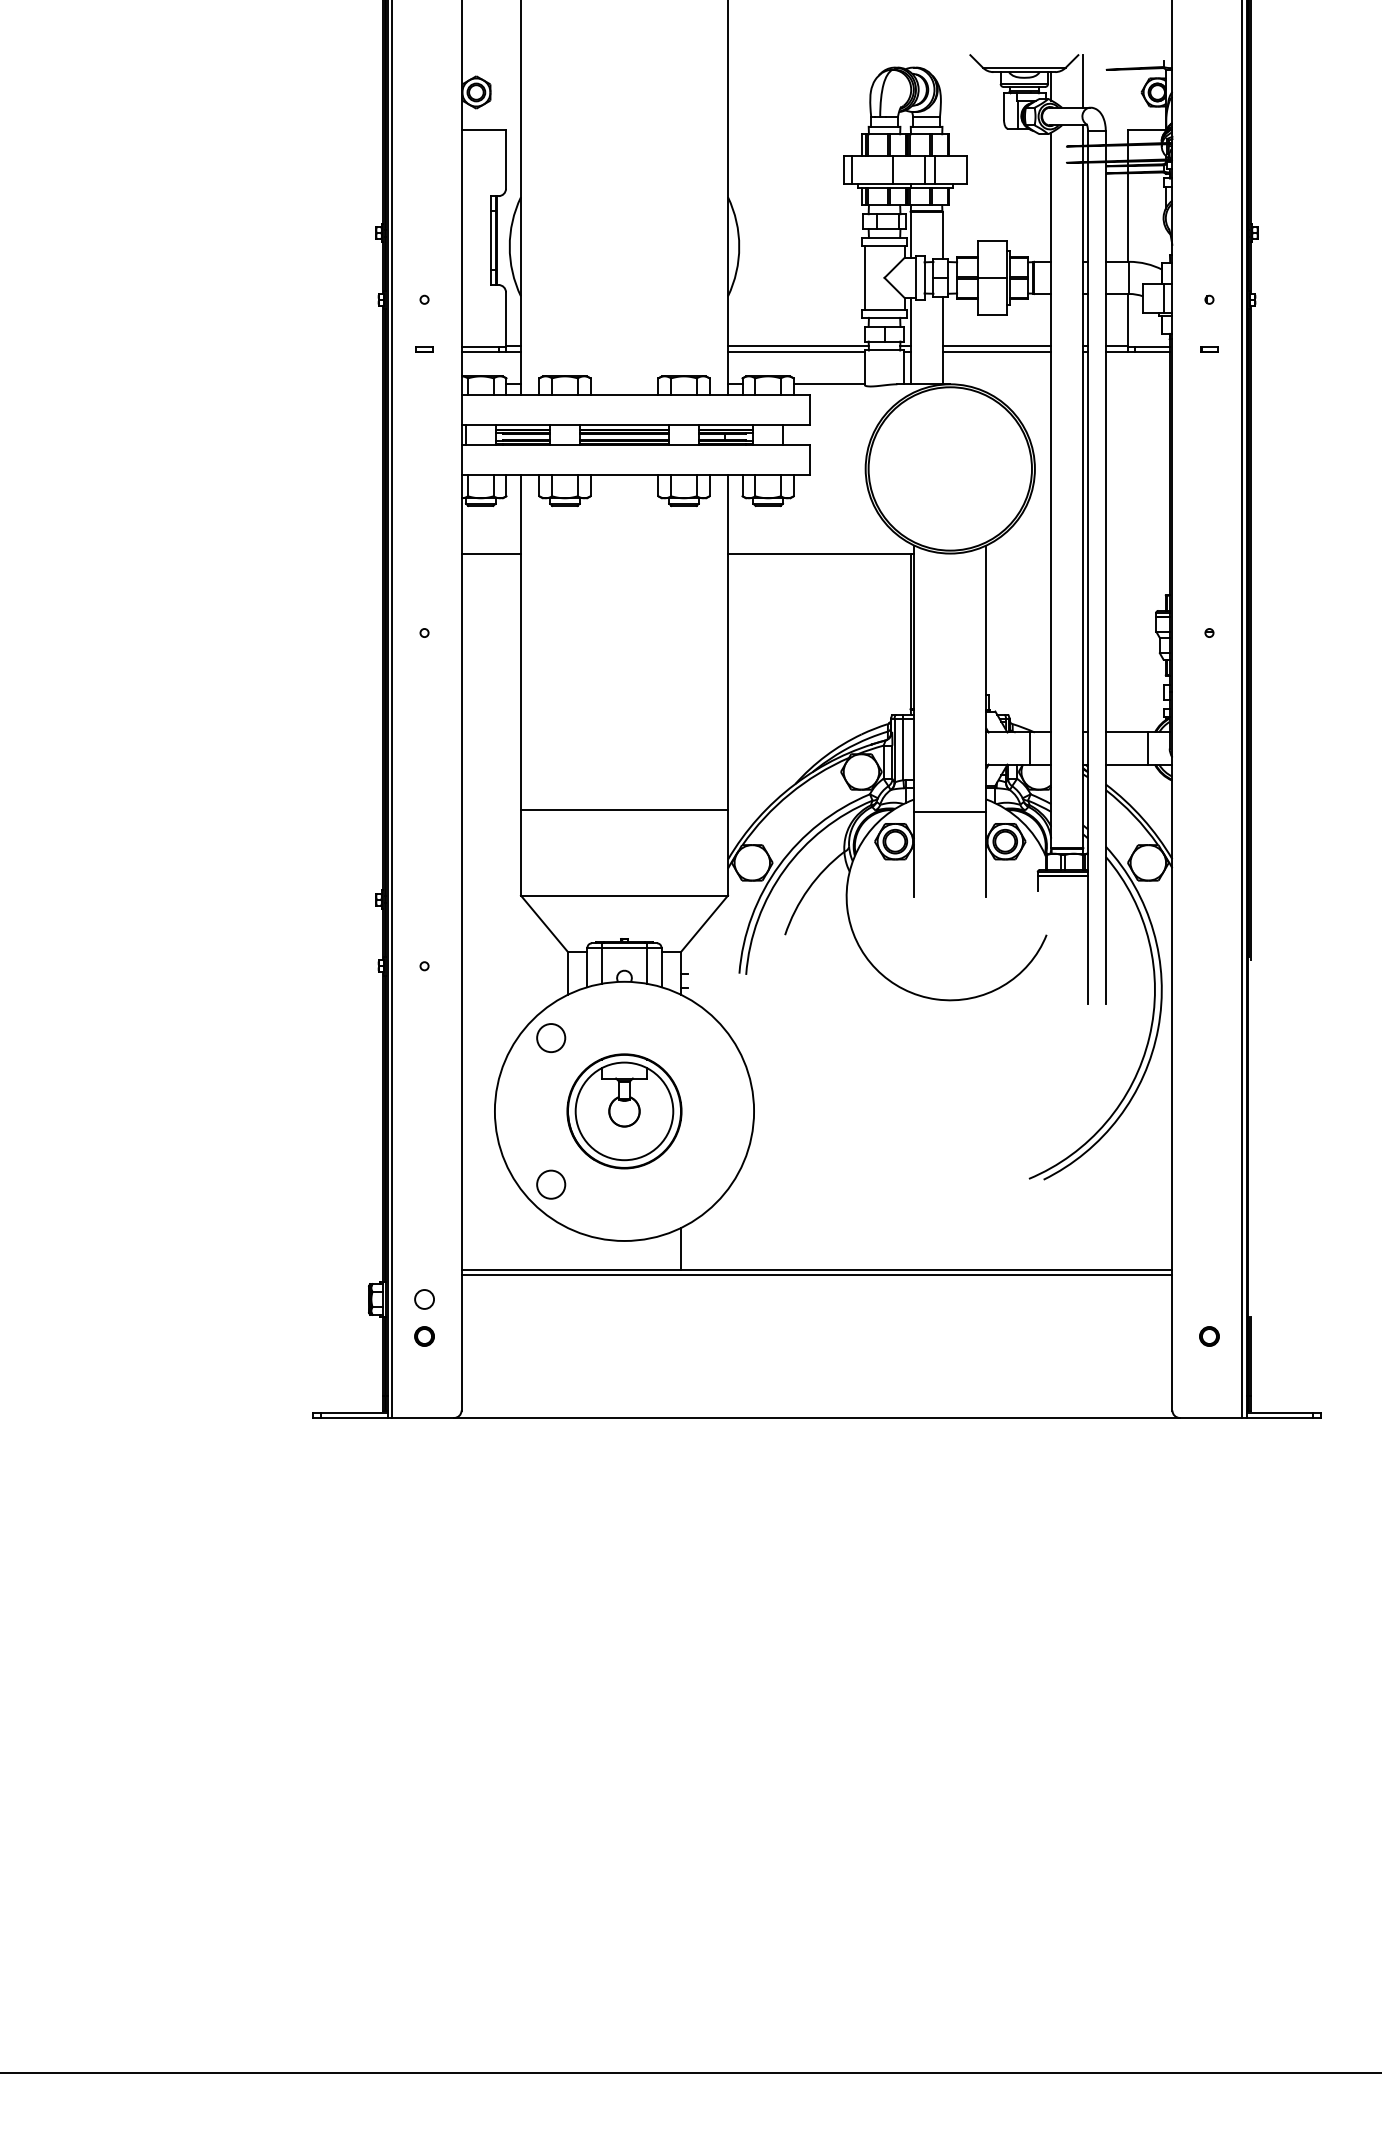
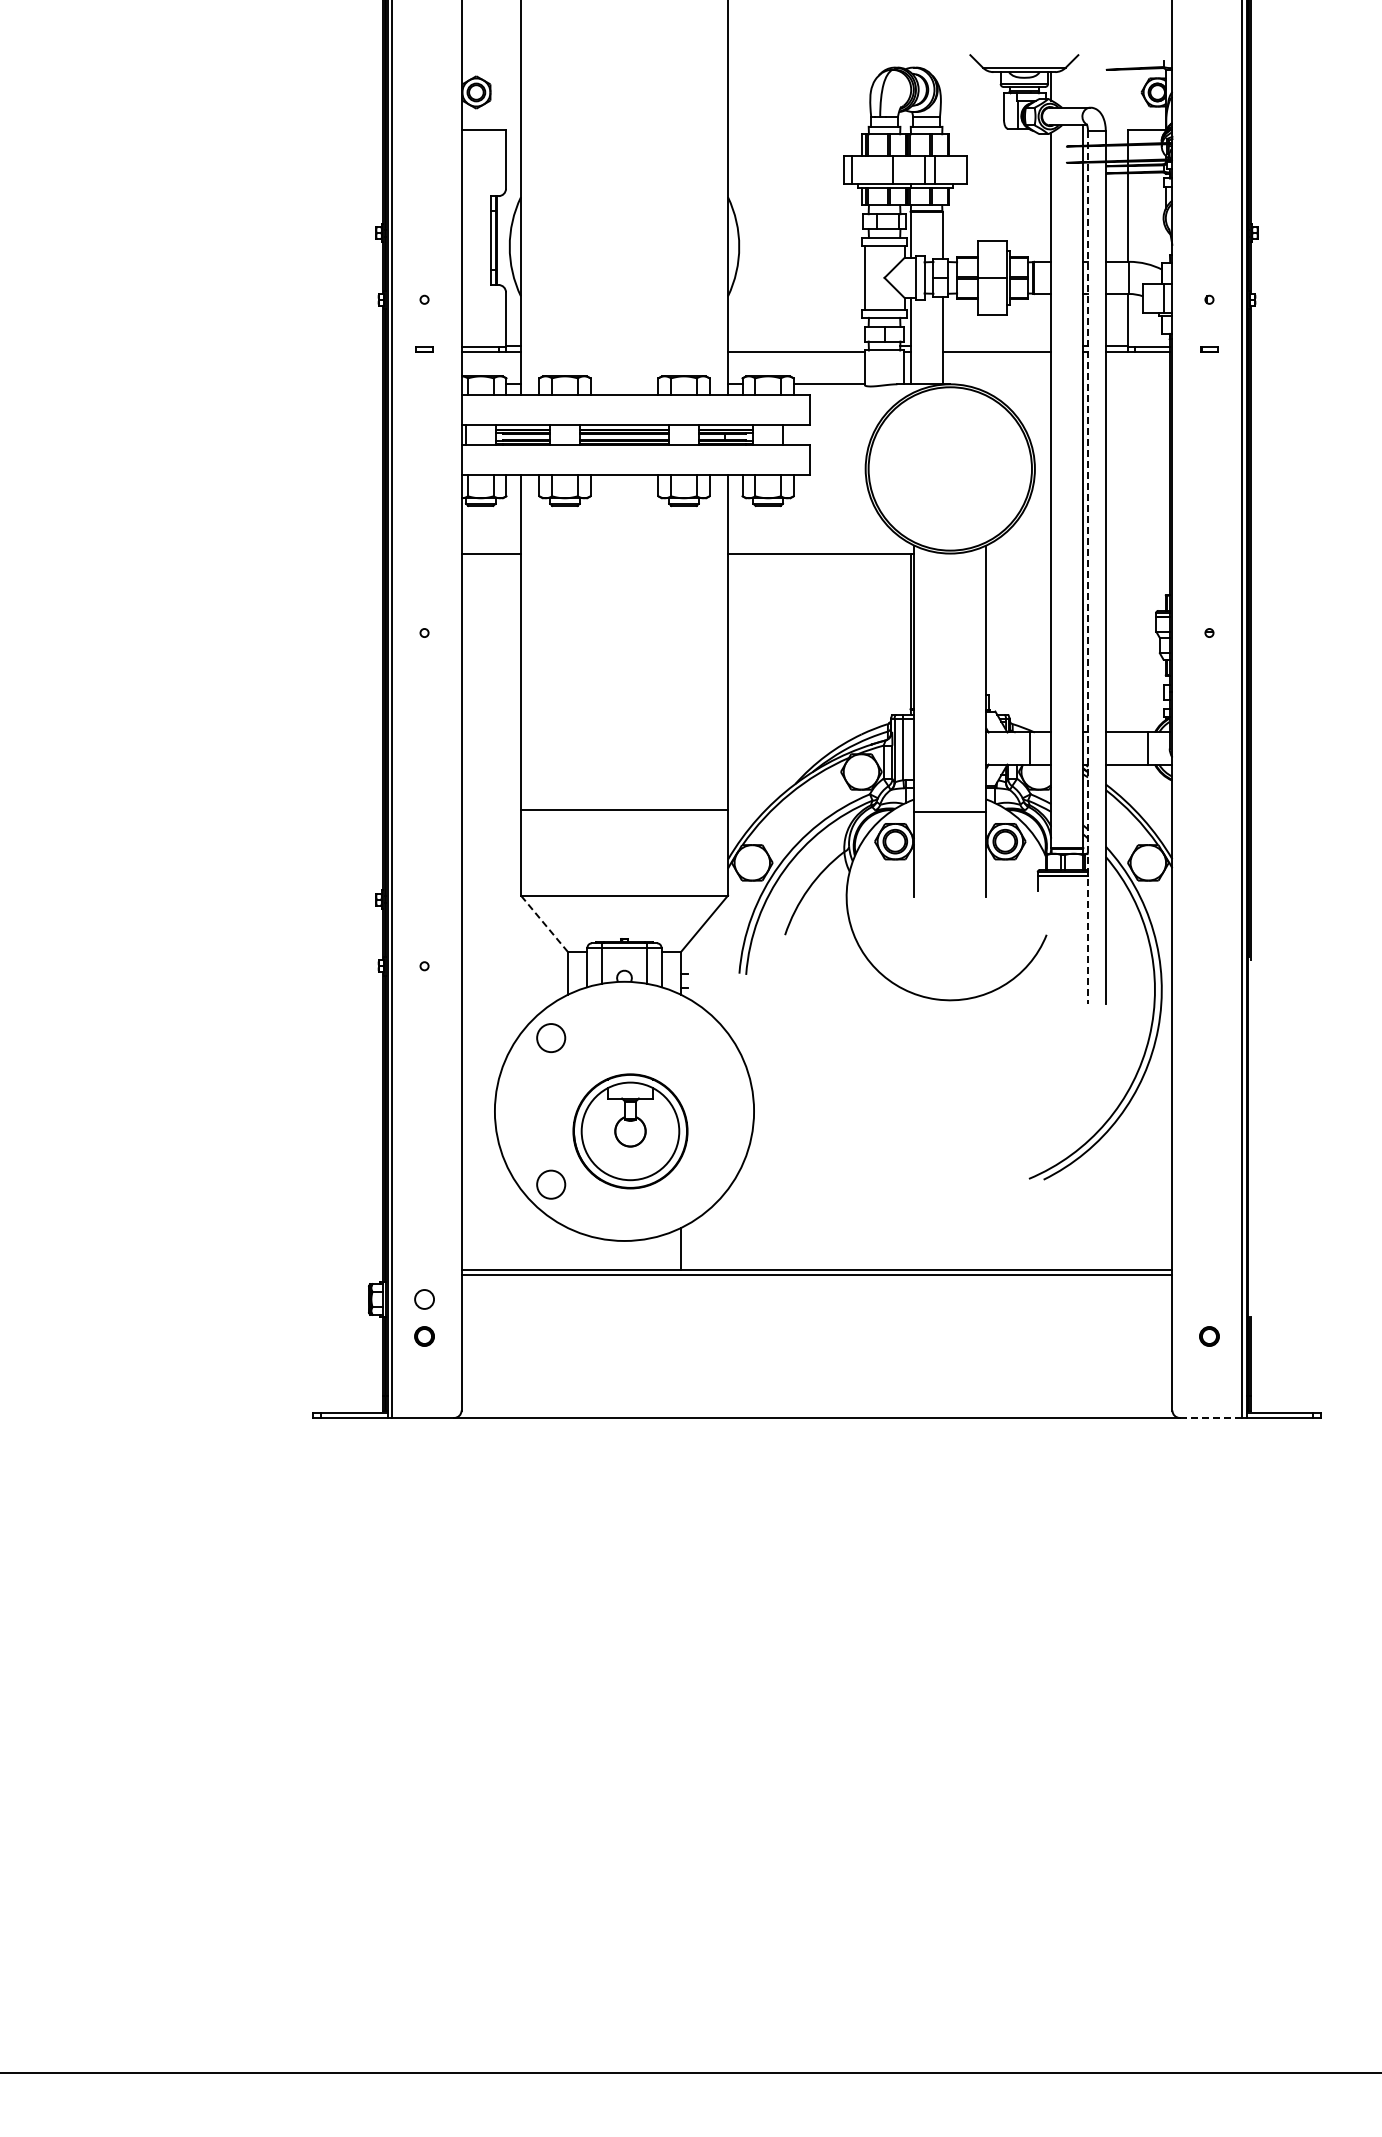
line: present -> none (1083, 81)
line: present -> none (798, 346)
line: present -> none (996, 346)
line: solid -> dashed (1088, 568)
line: solid -> dashed (544, 923)
part position: (624, 1111) -> (630, 1131) (630, 1131)
line: solid -> dashed (1210, 1417)
